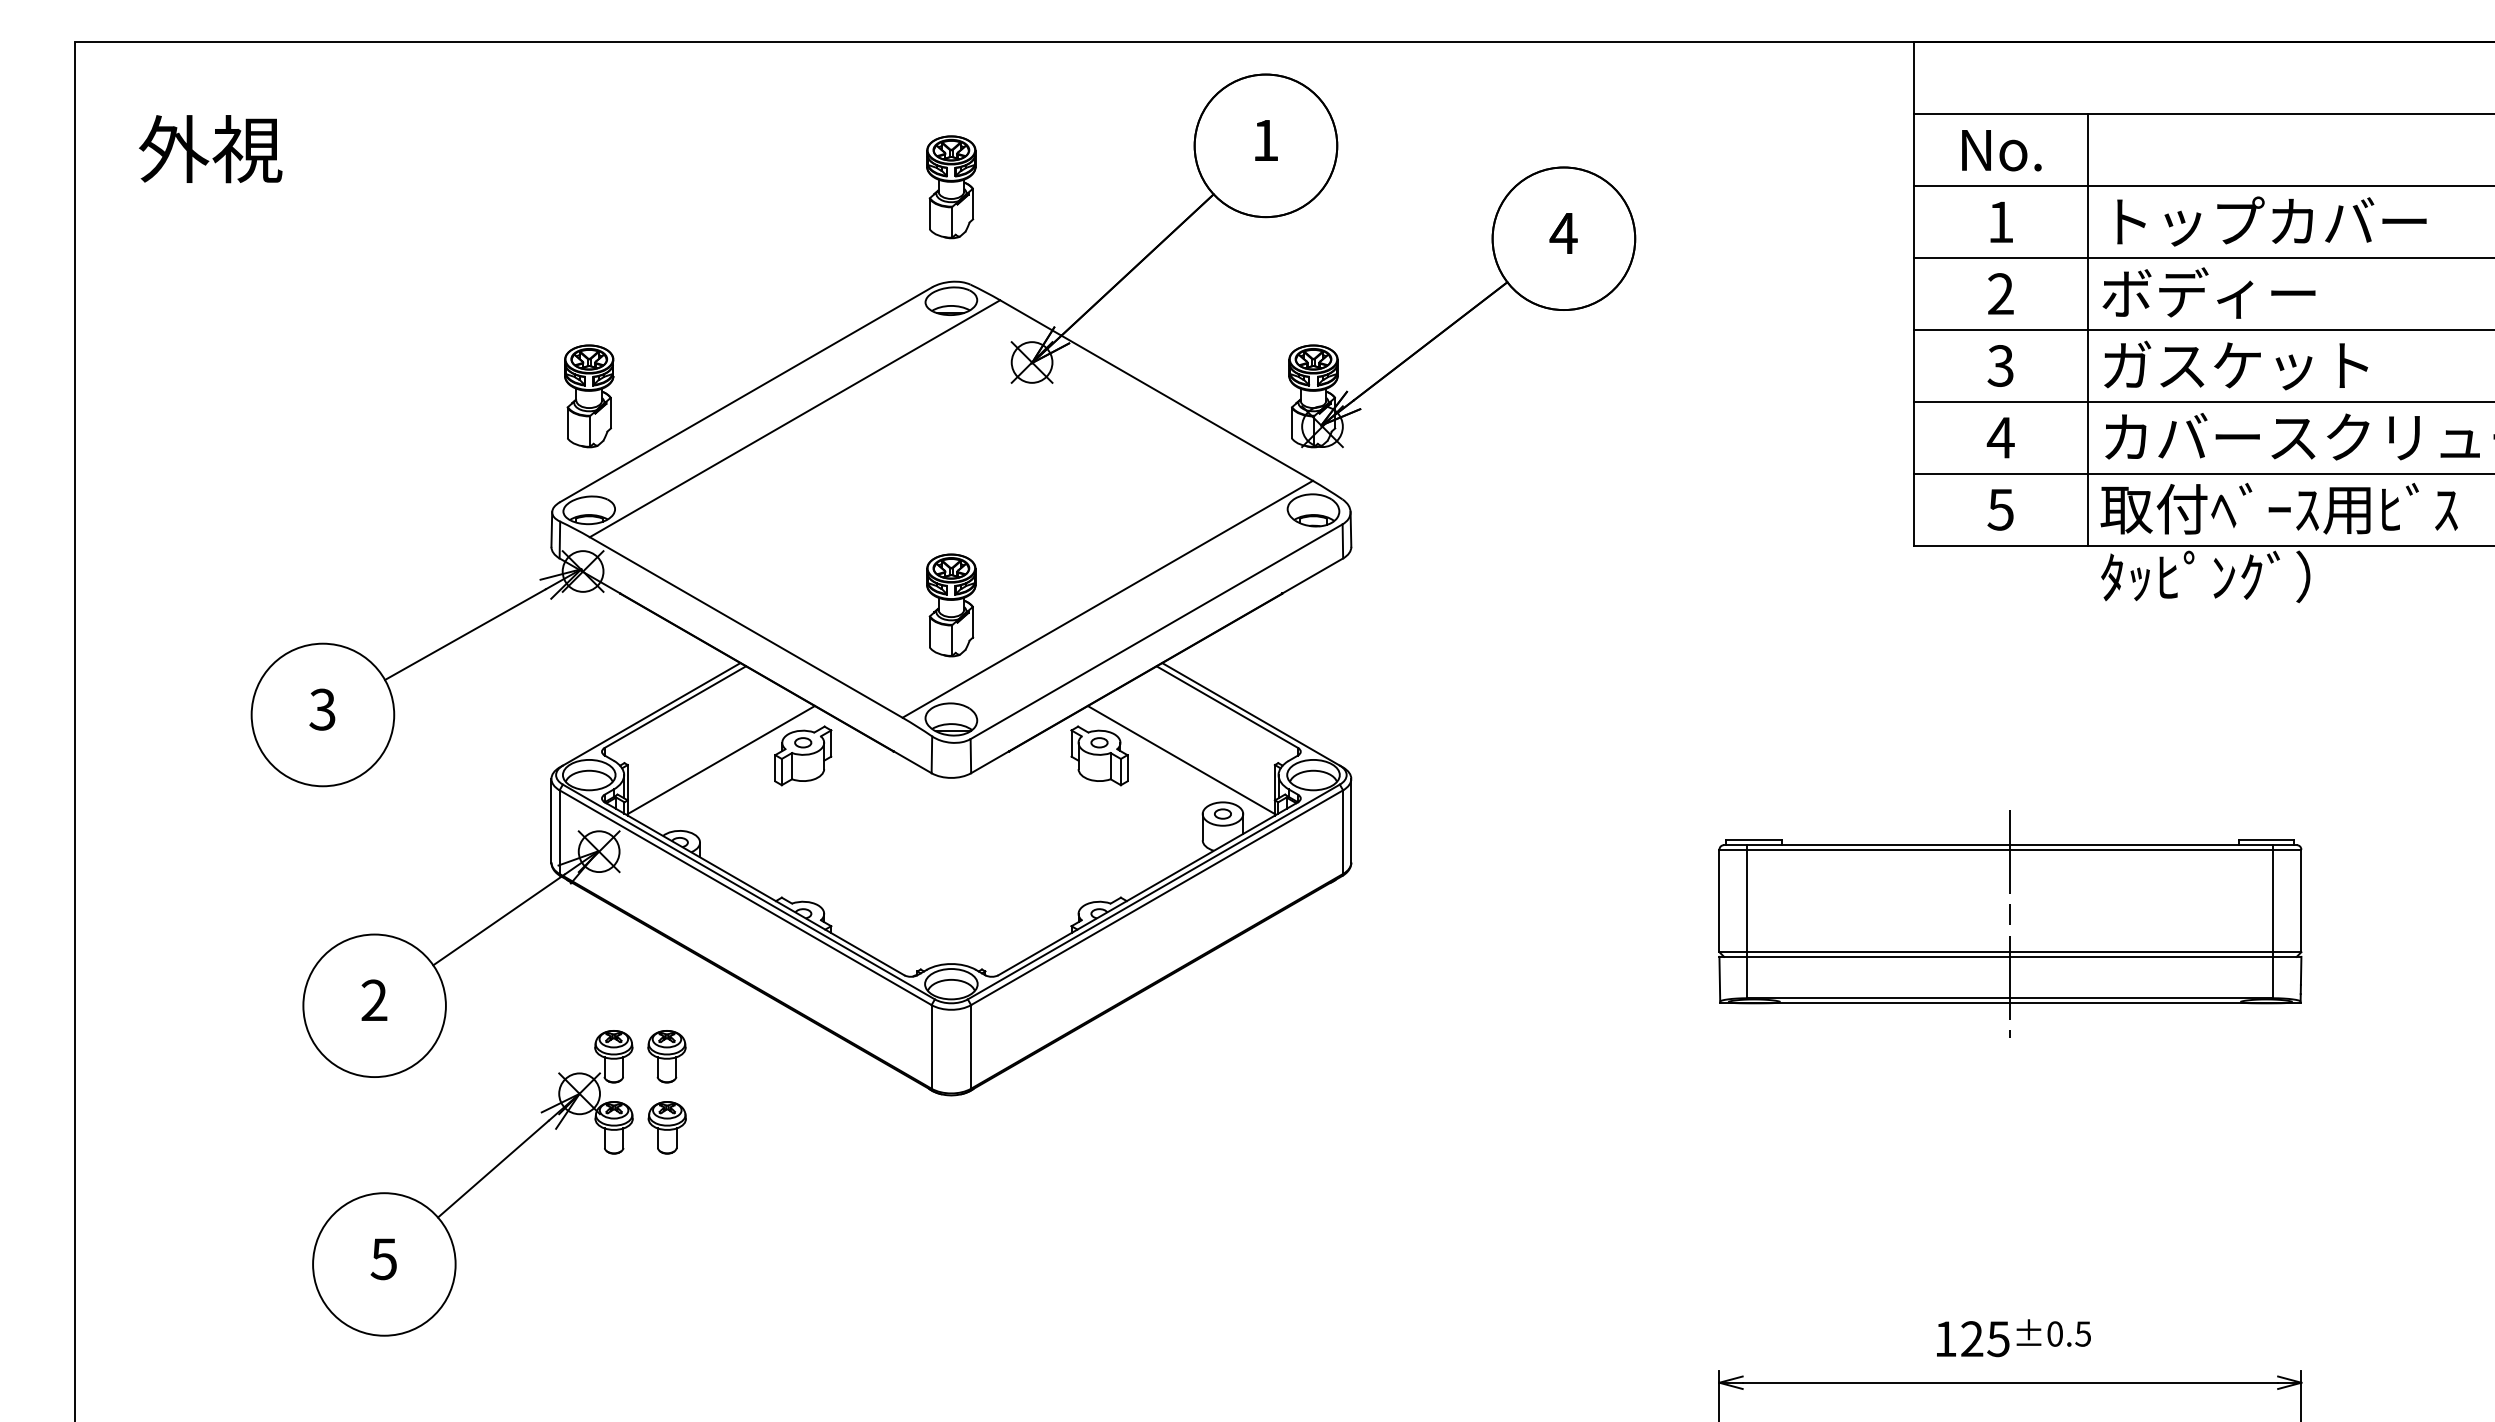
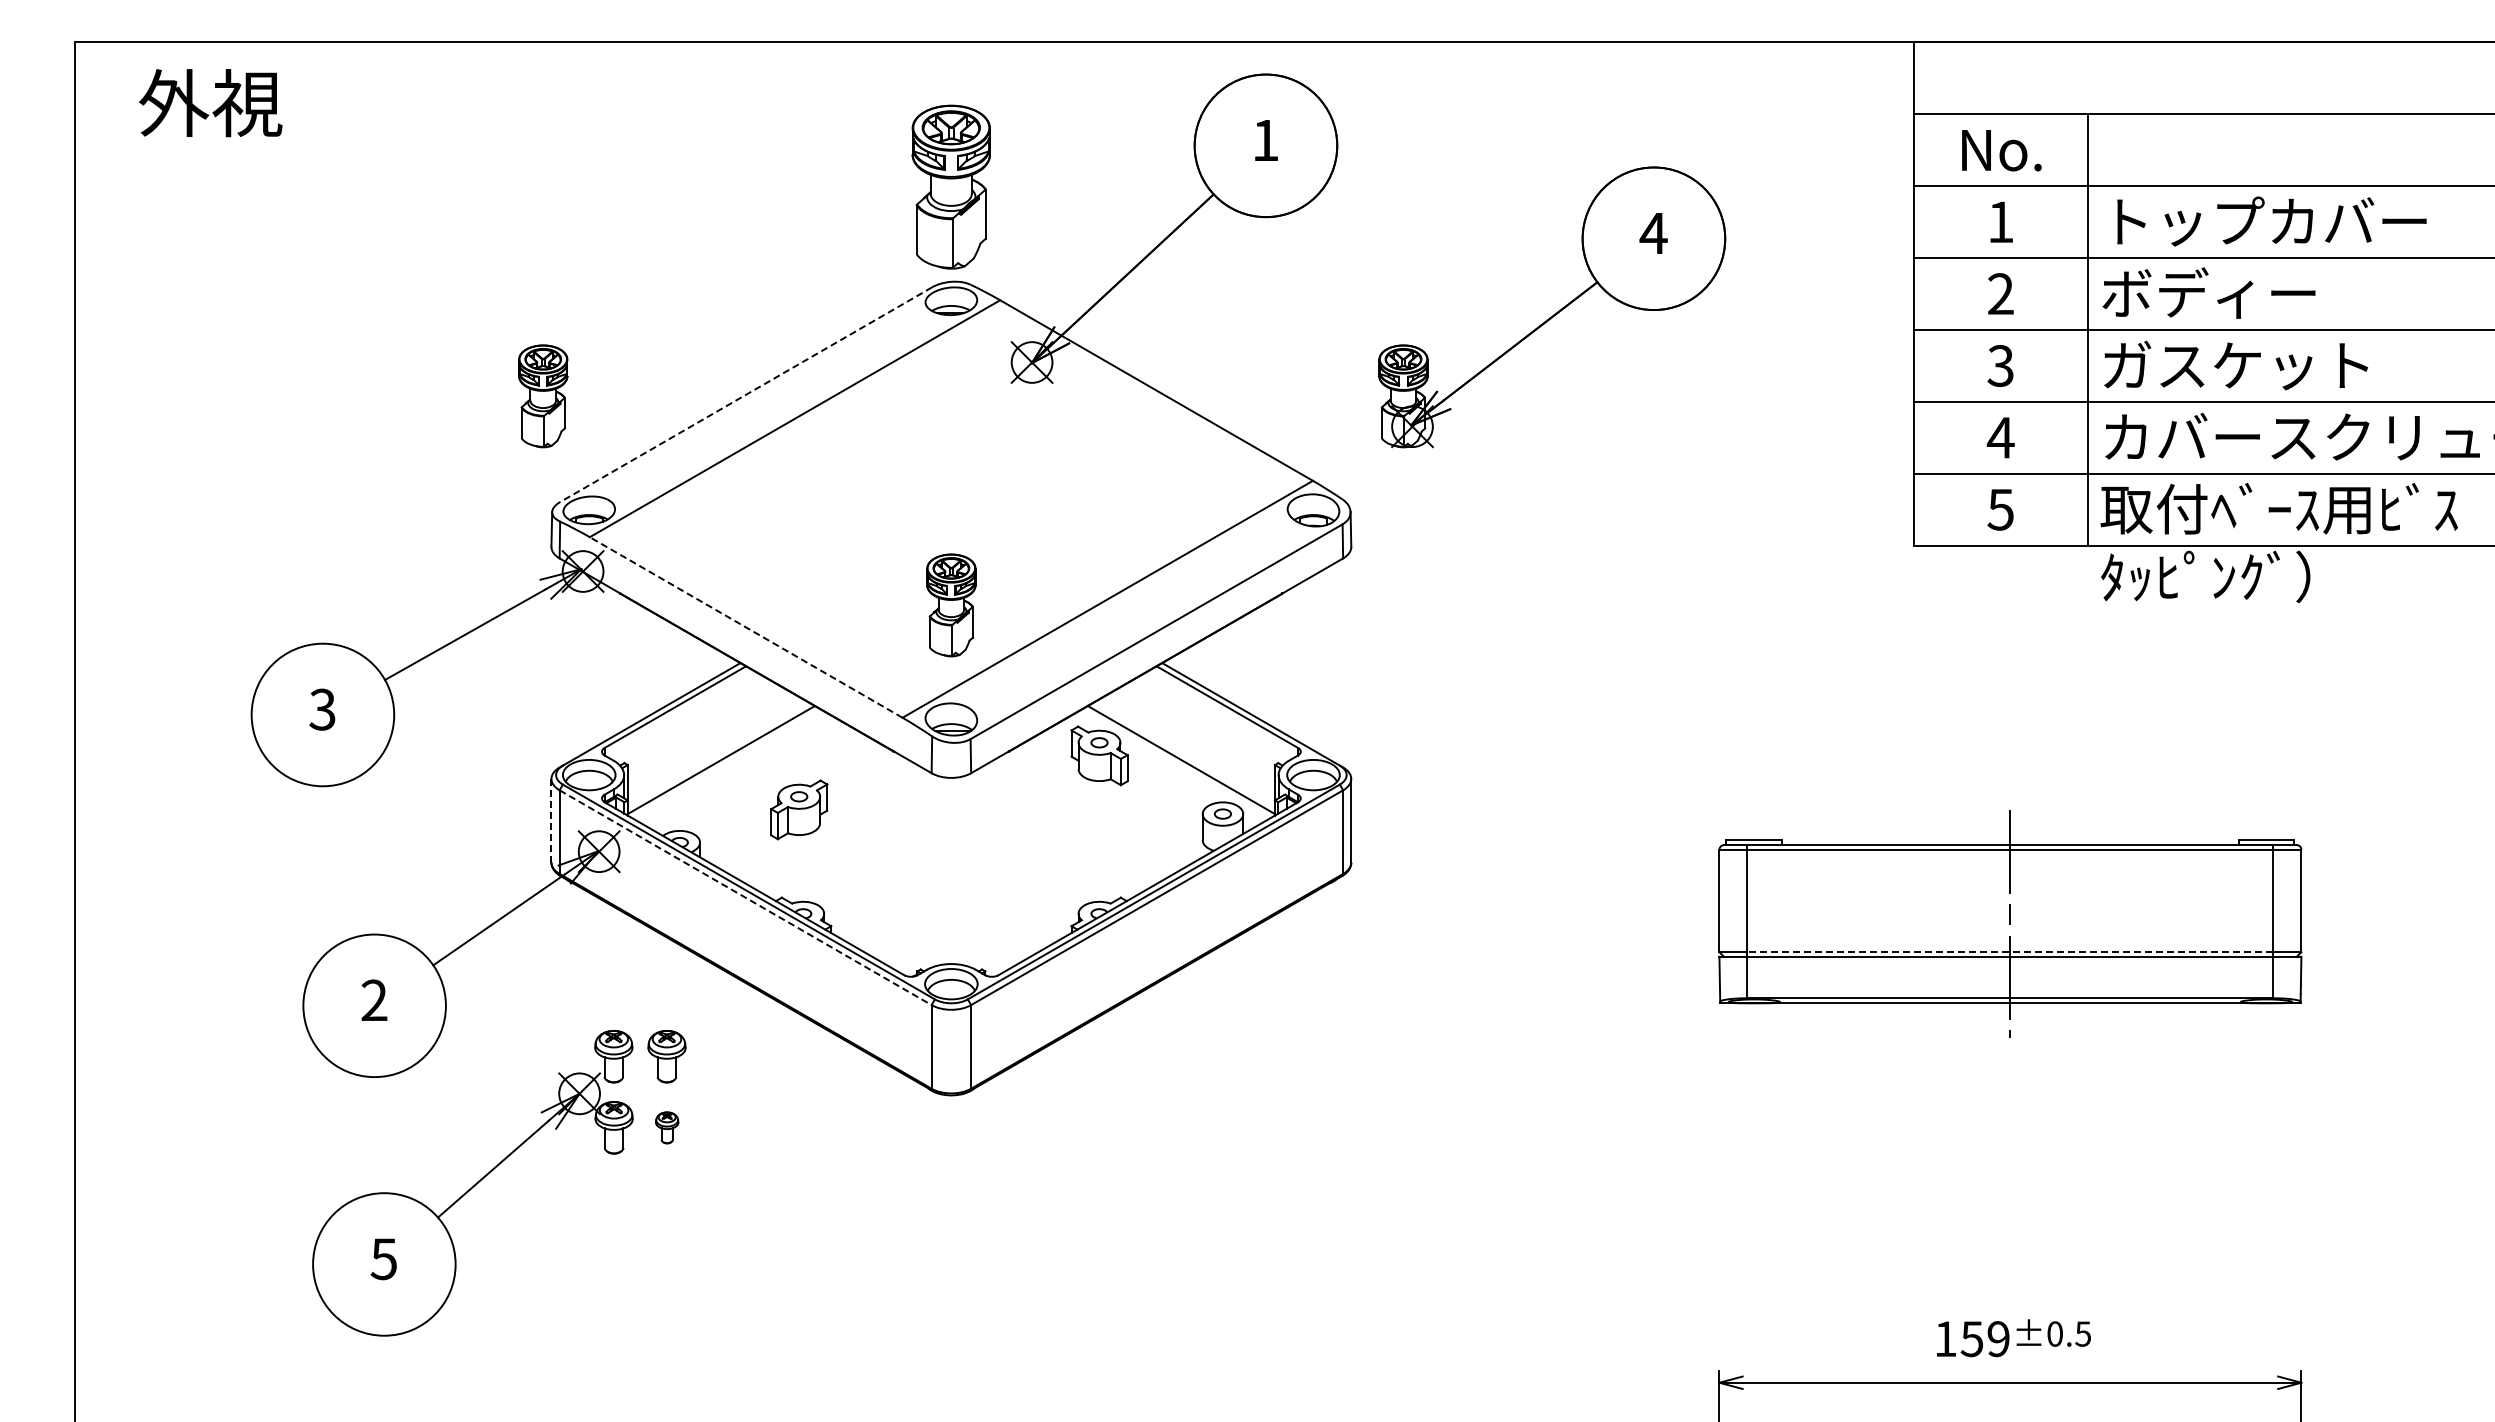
text position: (210, 149) -> (210, 103) (210, 103)
part size: 51x105 px -> 80x166 px (950, 186)
part position: (1464, 313) -> (1554, 313) (1554, 313)
line: solid -> dashed (746, 394)
part position: (589, 396) -> (543, 396) (543, 396)
line: solid -> dashed (746, 627)
part position: (803, 755) -> (799, 809) (799, 809)
line: solid -> dashed (551, 820)
line: solid -> dashed (745, 897)
line: solid -> dashed (2009, 952)
part size: 40x54 px -> 25x34 px (667, 1127)
text: 125 -> 159 (1984, 1339)
